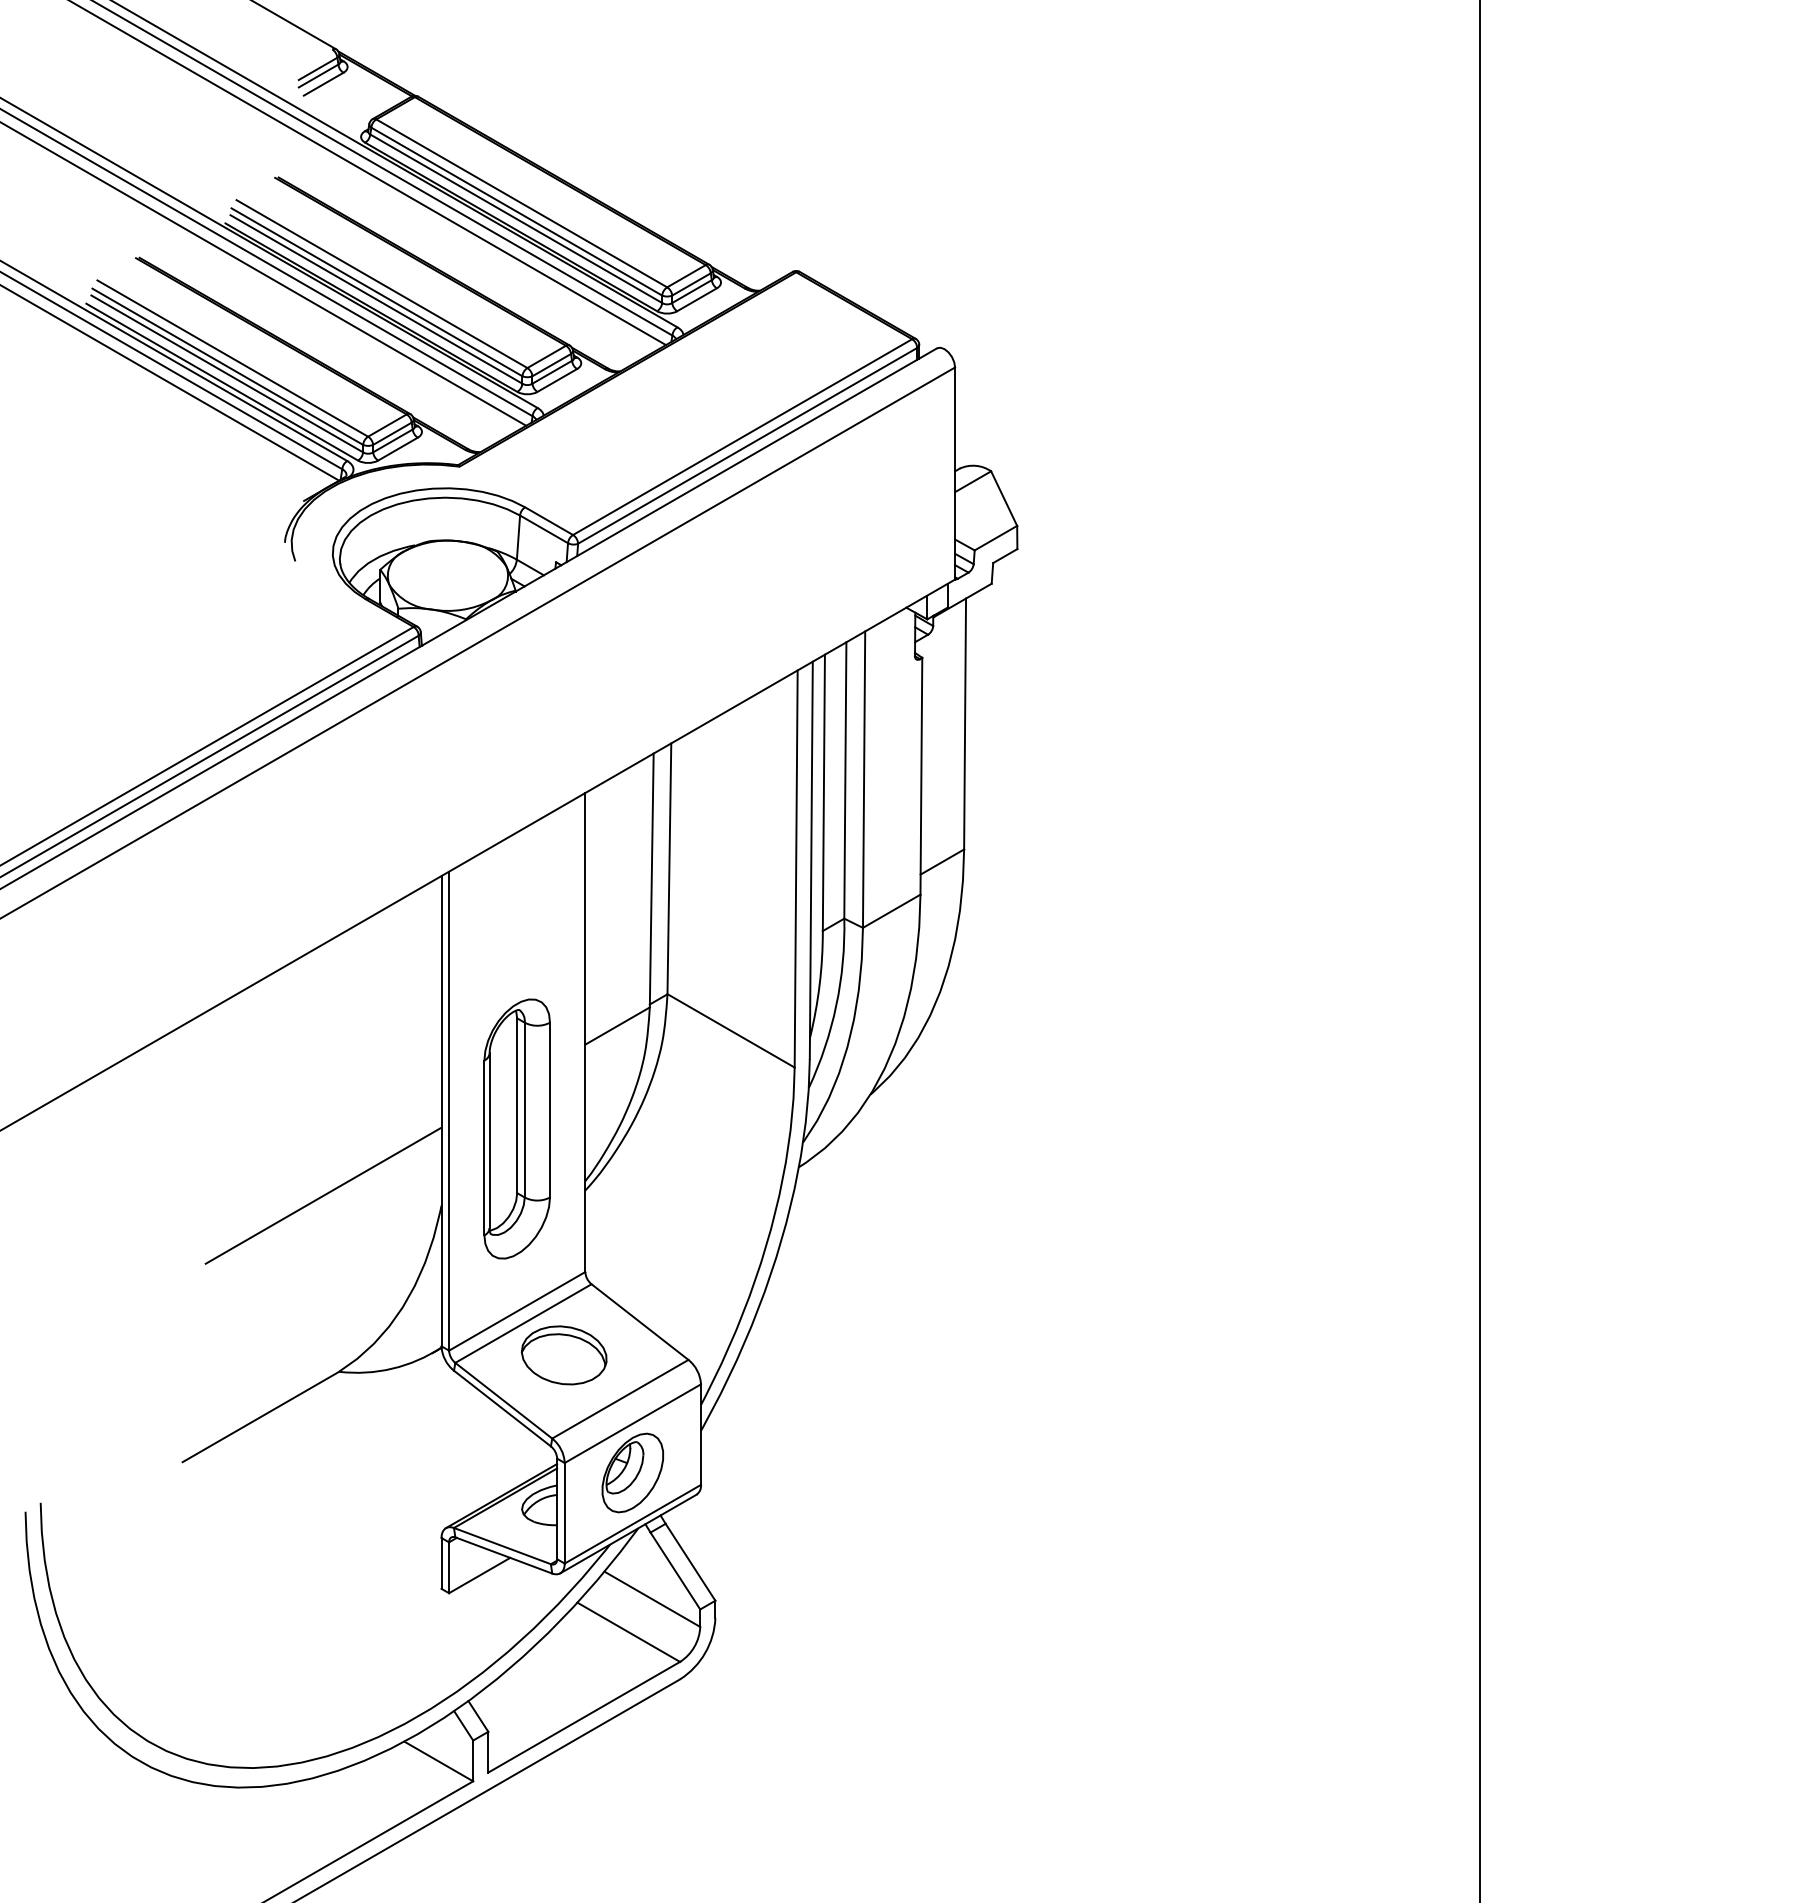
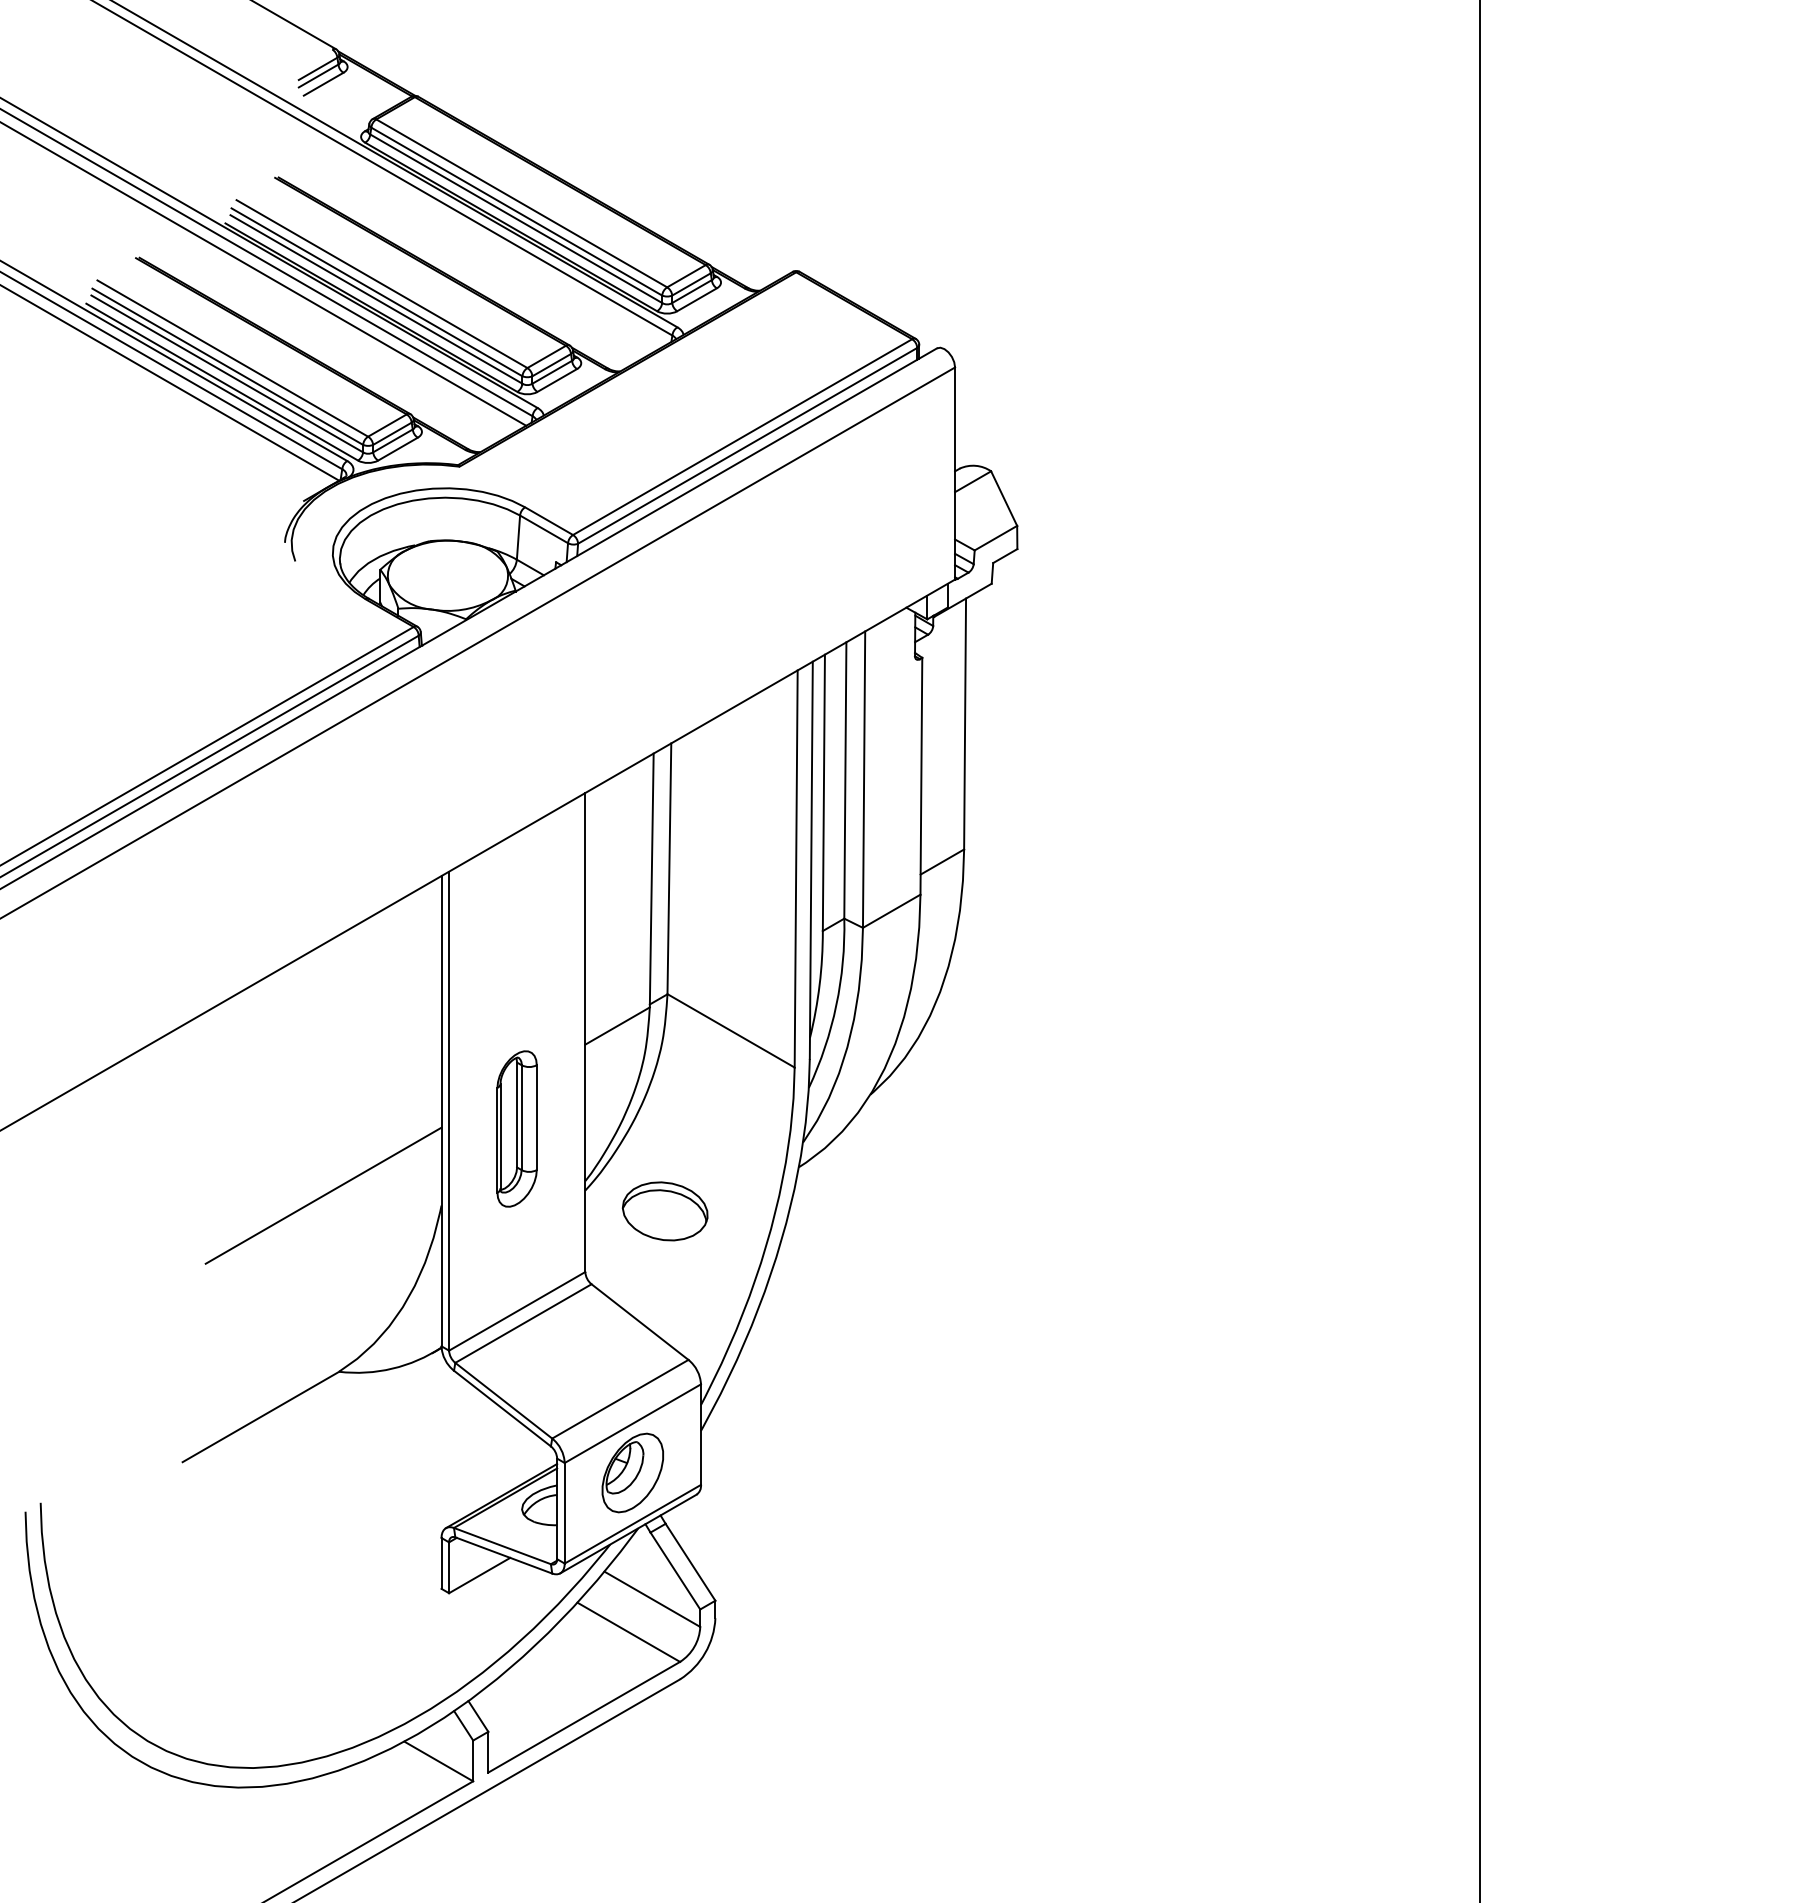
line: present -> none (369, 173)
part size: 68x262 px -> 42x158 px (516, 1128)
part position: (563, 1355) -> (664, 1211) (664, 1211)
